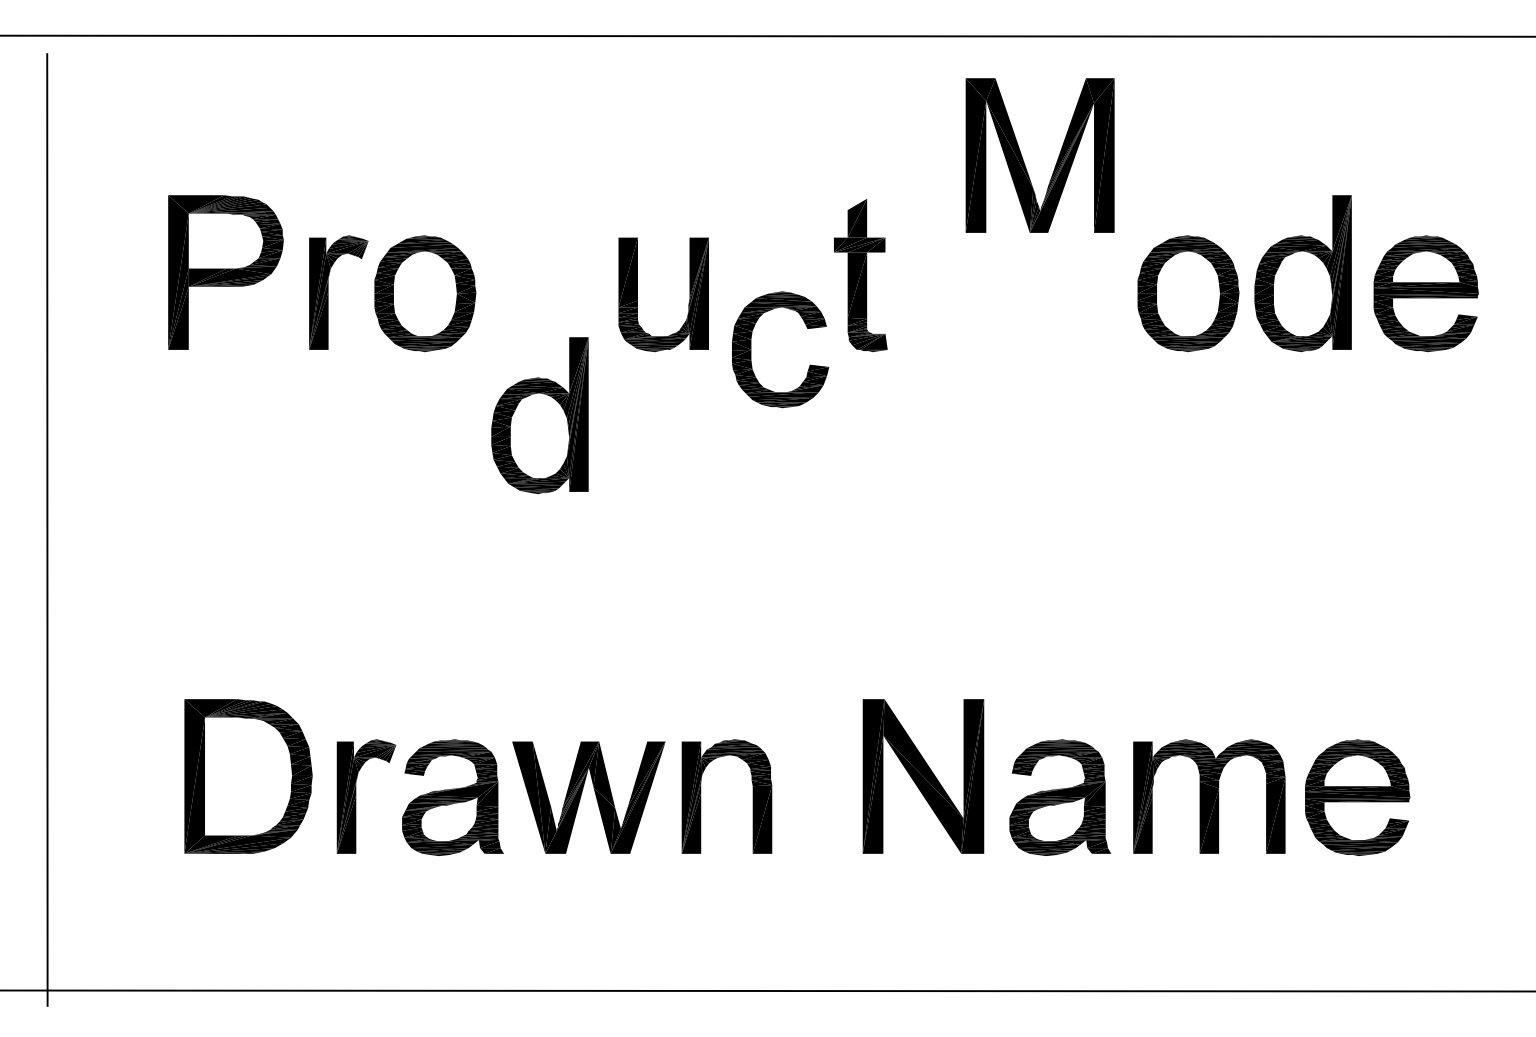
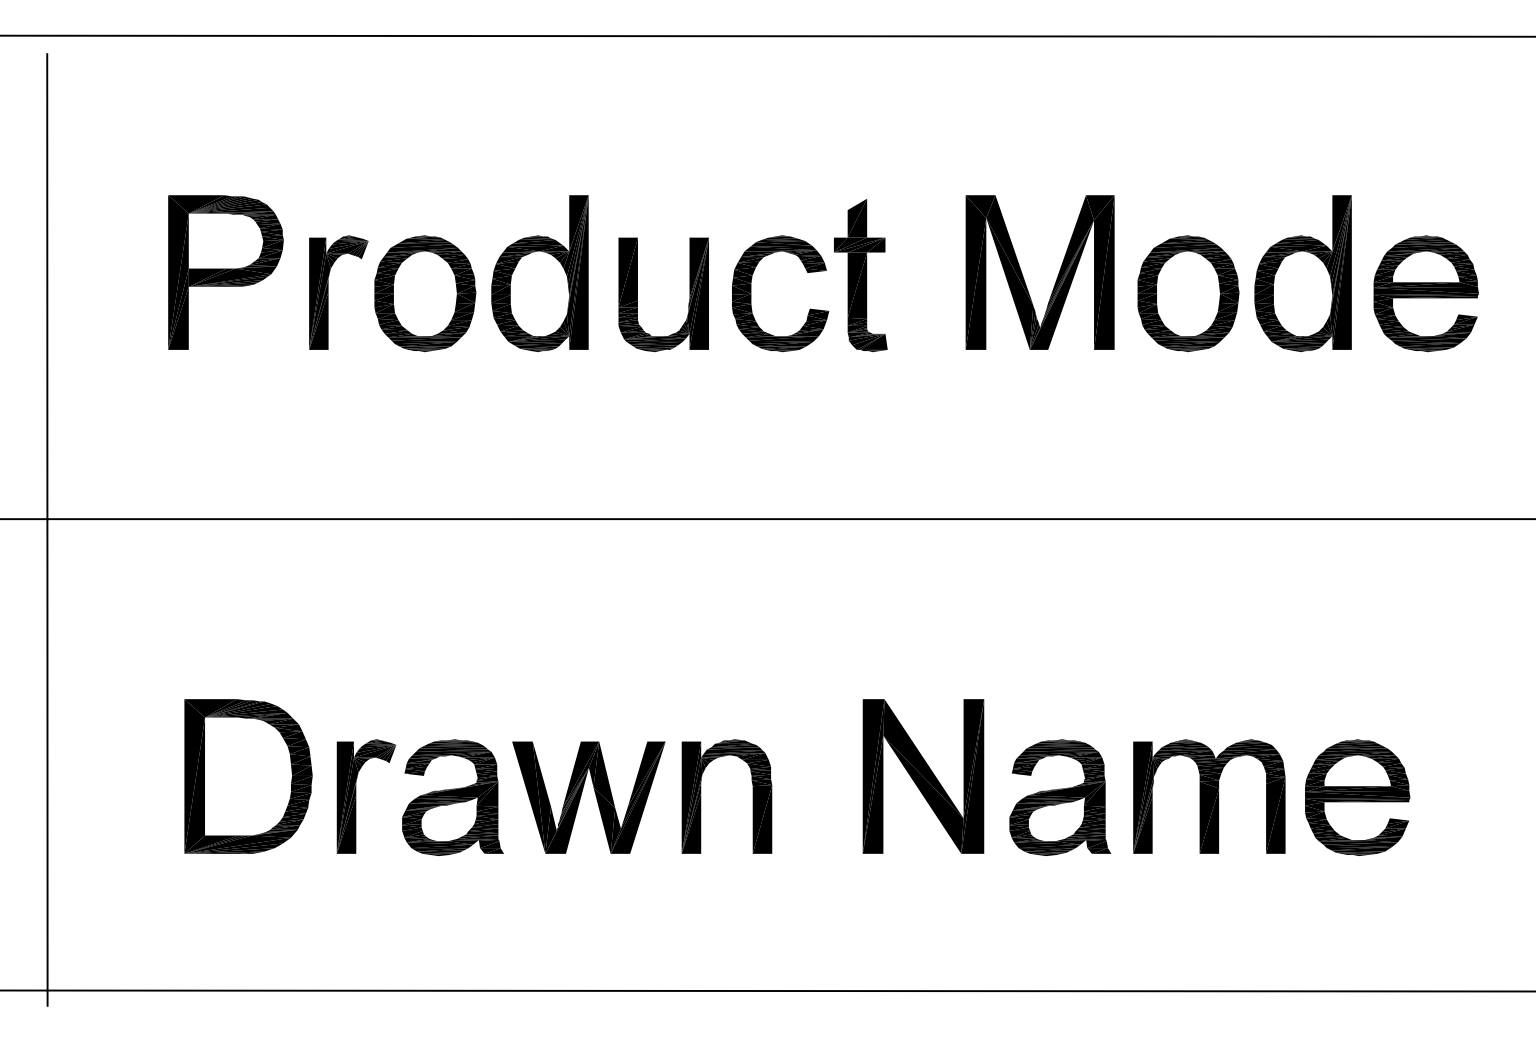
part position: (1024, 161) -> (1024, 278) (1024, 278)
part position: (751, 349) -> (751, 293) (751, 293)
part position: (539, 415) -> (539, 273) (539, 273)
line: none -> present (767, 519)
